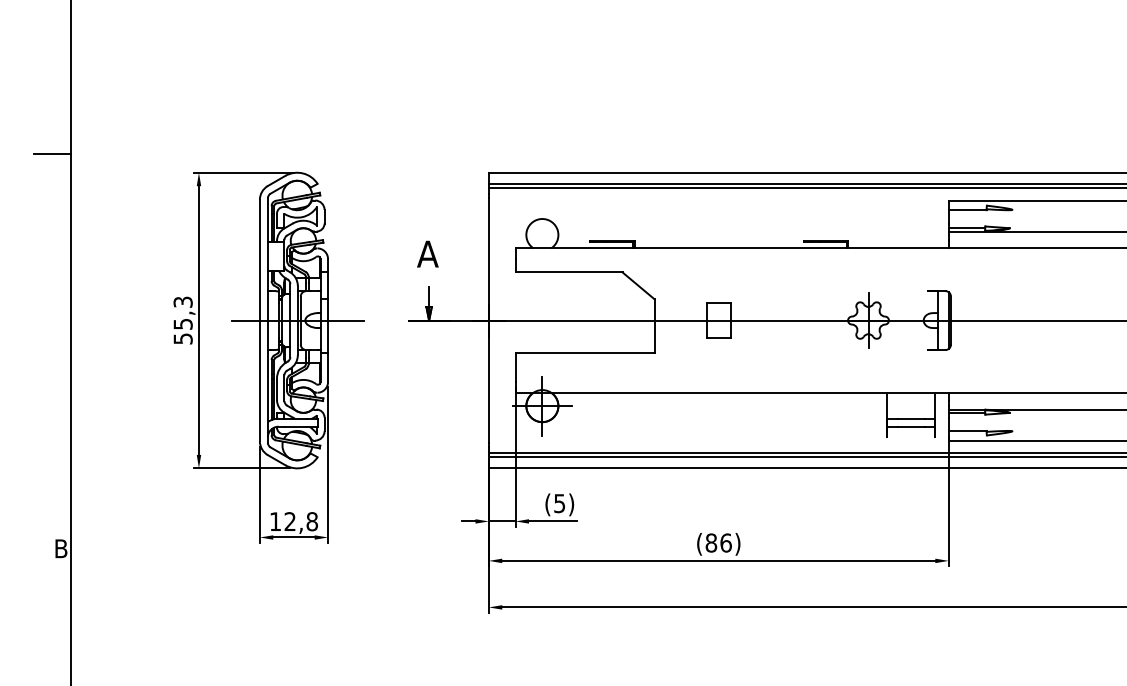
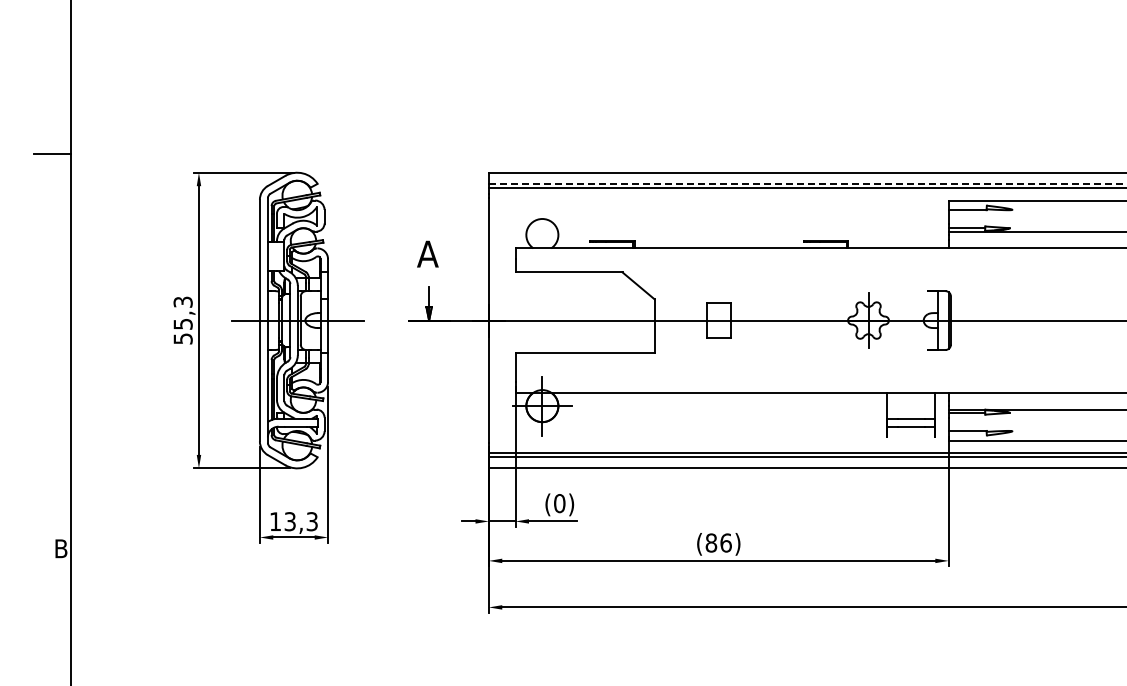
line: solid -> dashed (807, 183)
text: (5) -> (0) (559, 503)
text: 12,8 -> 13,3 (300, 521)
